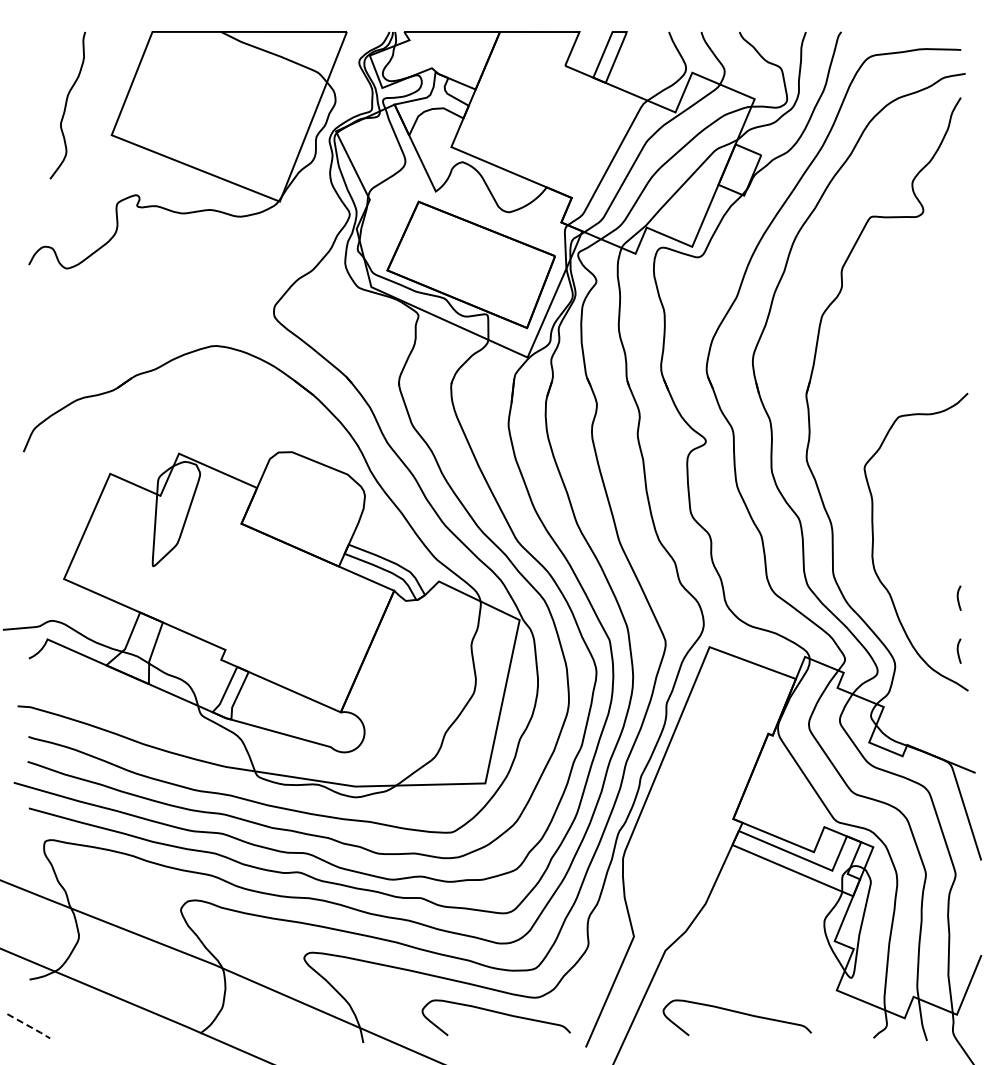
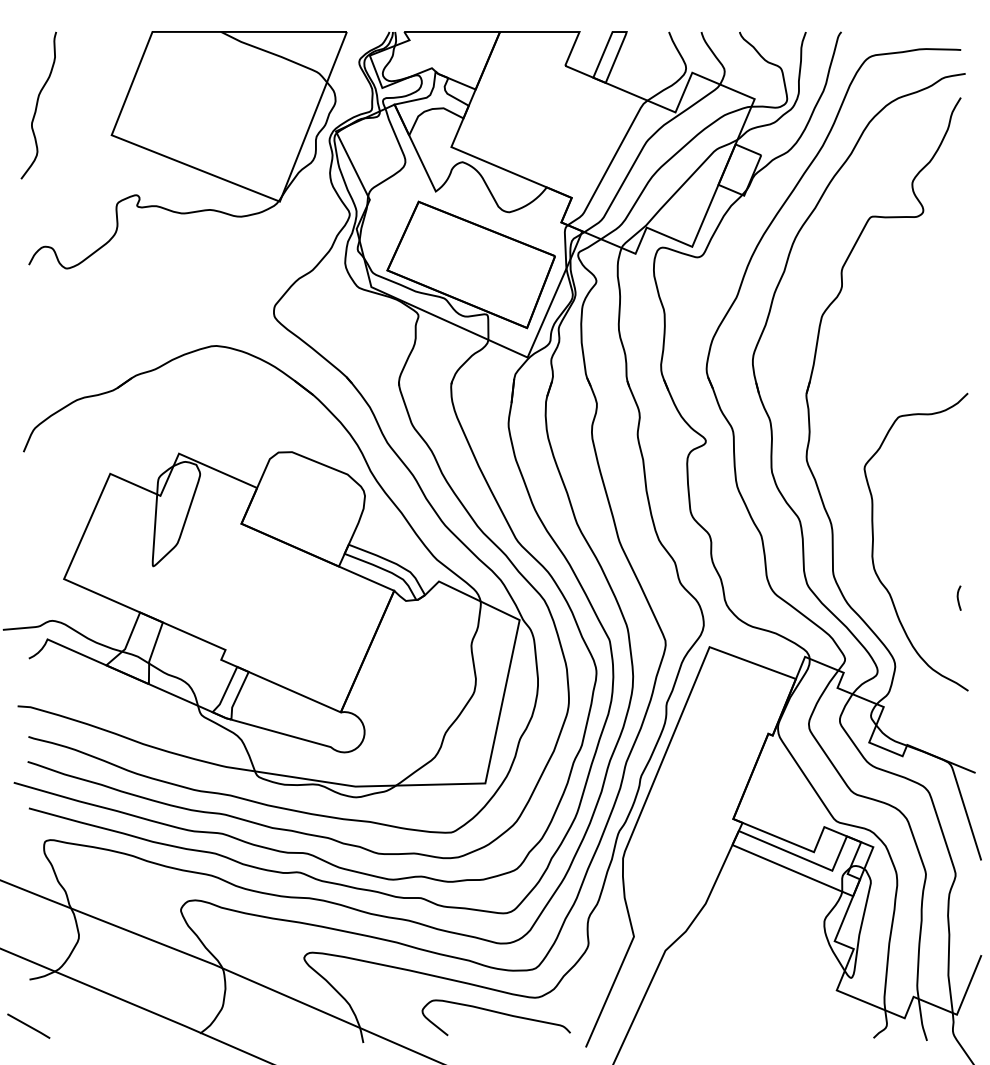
curve position: (66, 105) -> (37, 105) (37, 105)
curve: present -> none (958, 650)
curve: present -> none (738, 1013)
line: dashed -> solid (29, 1026)
